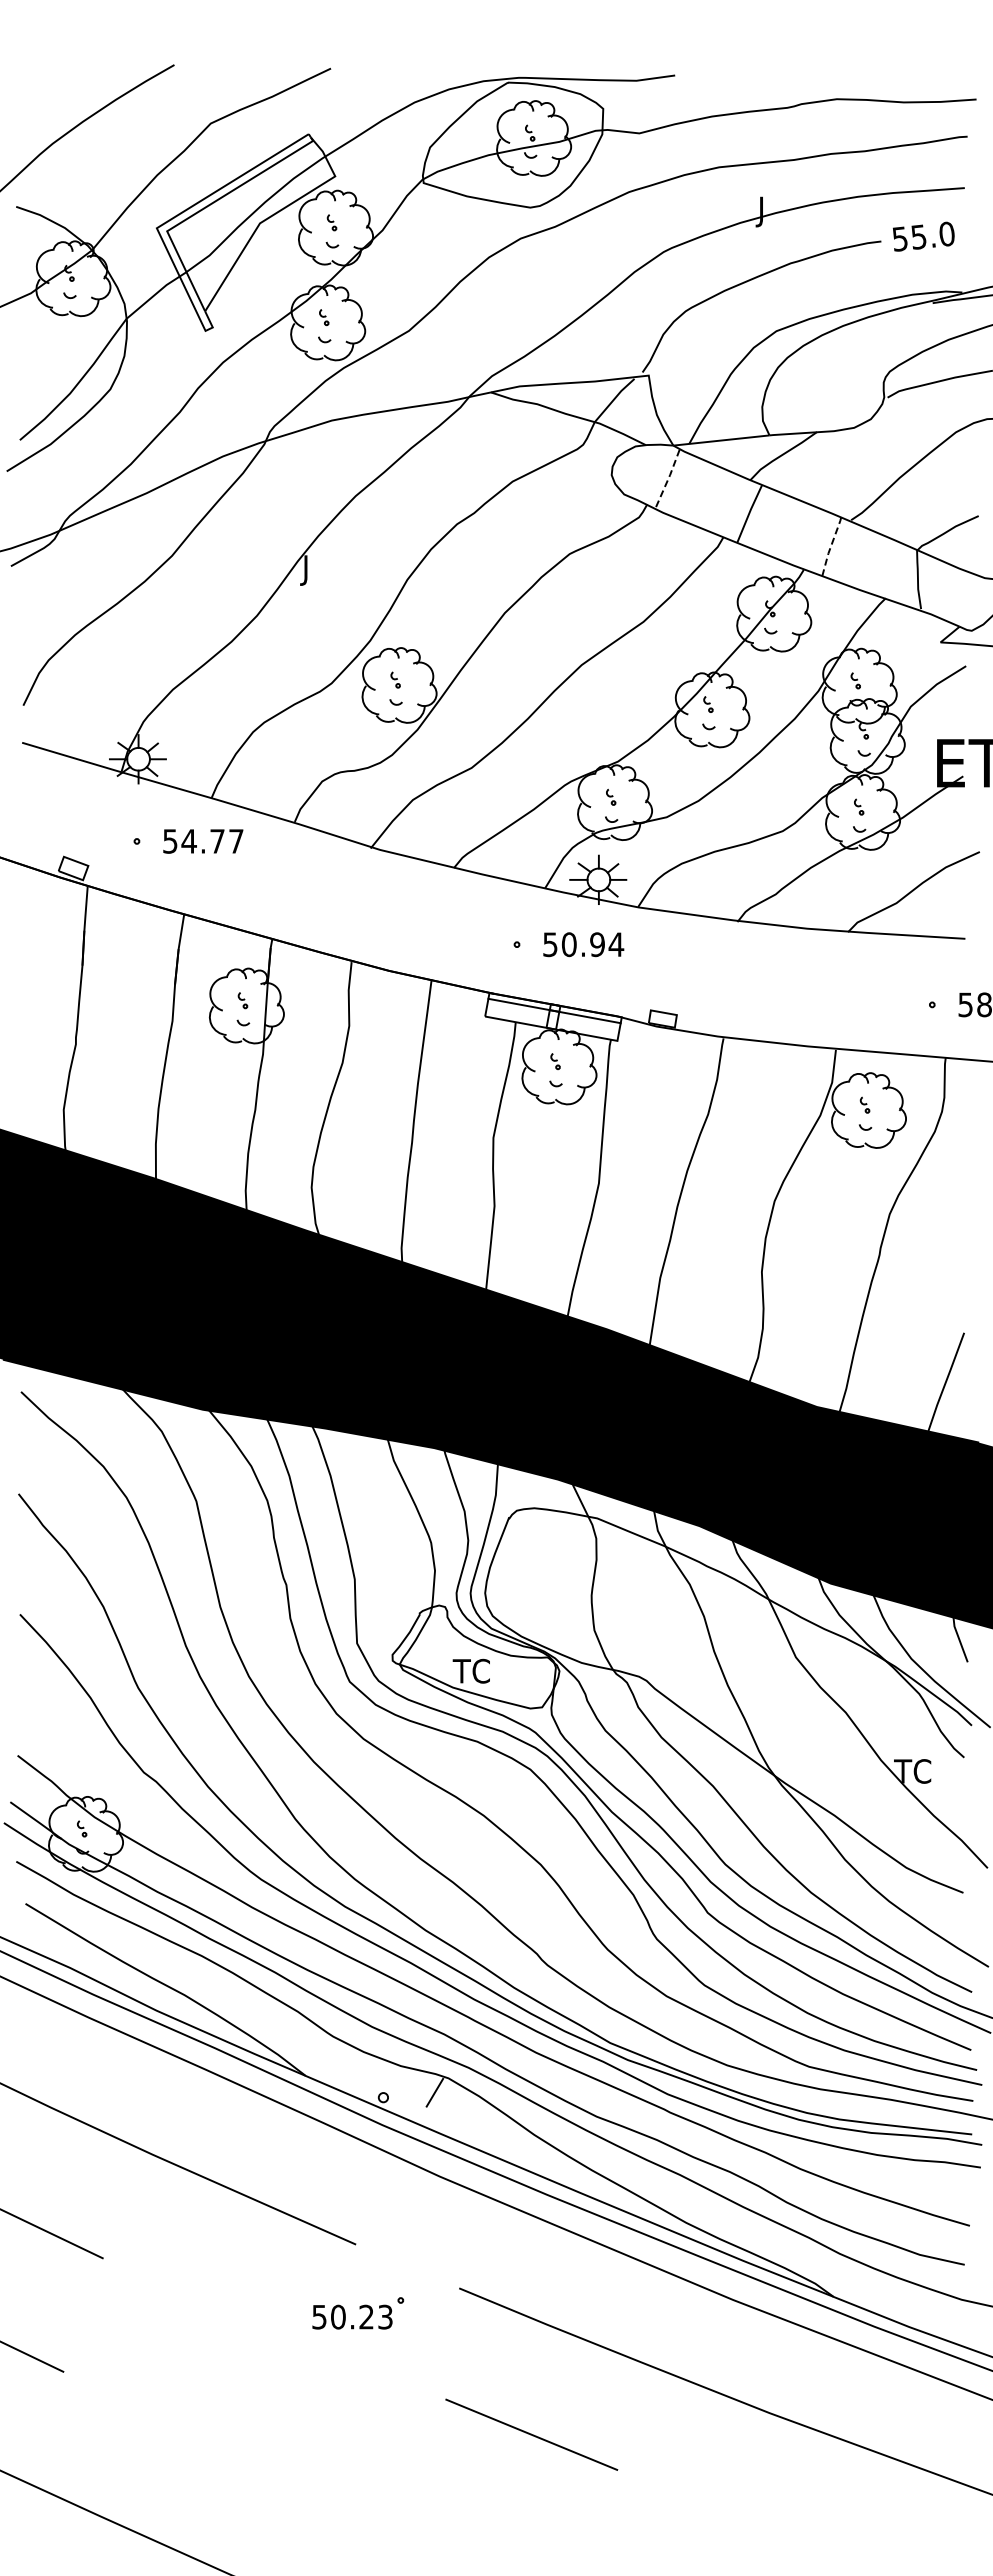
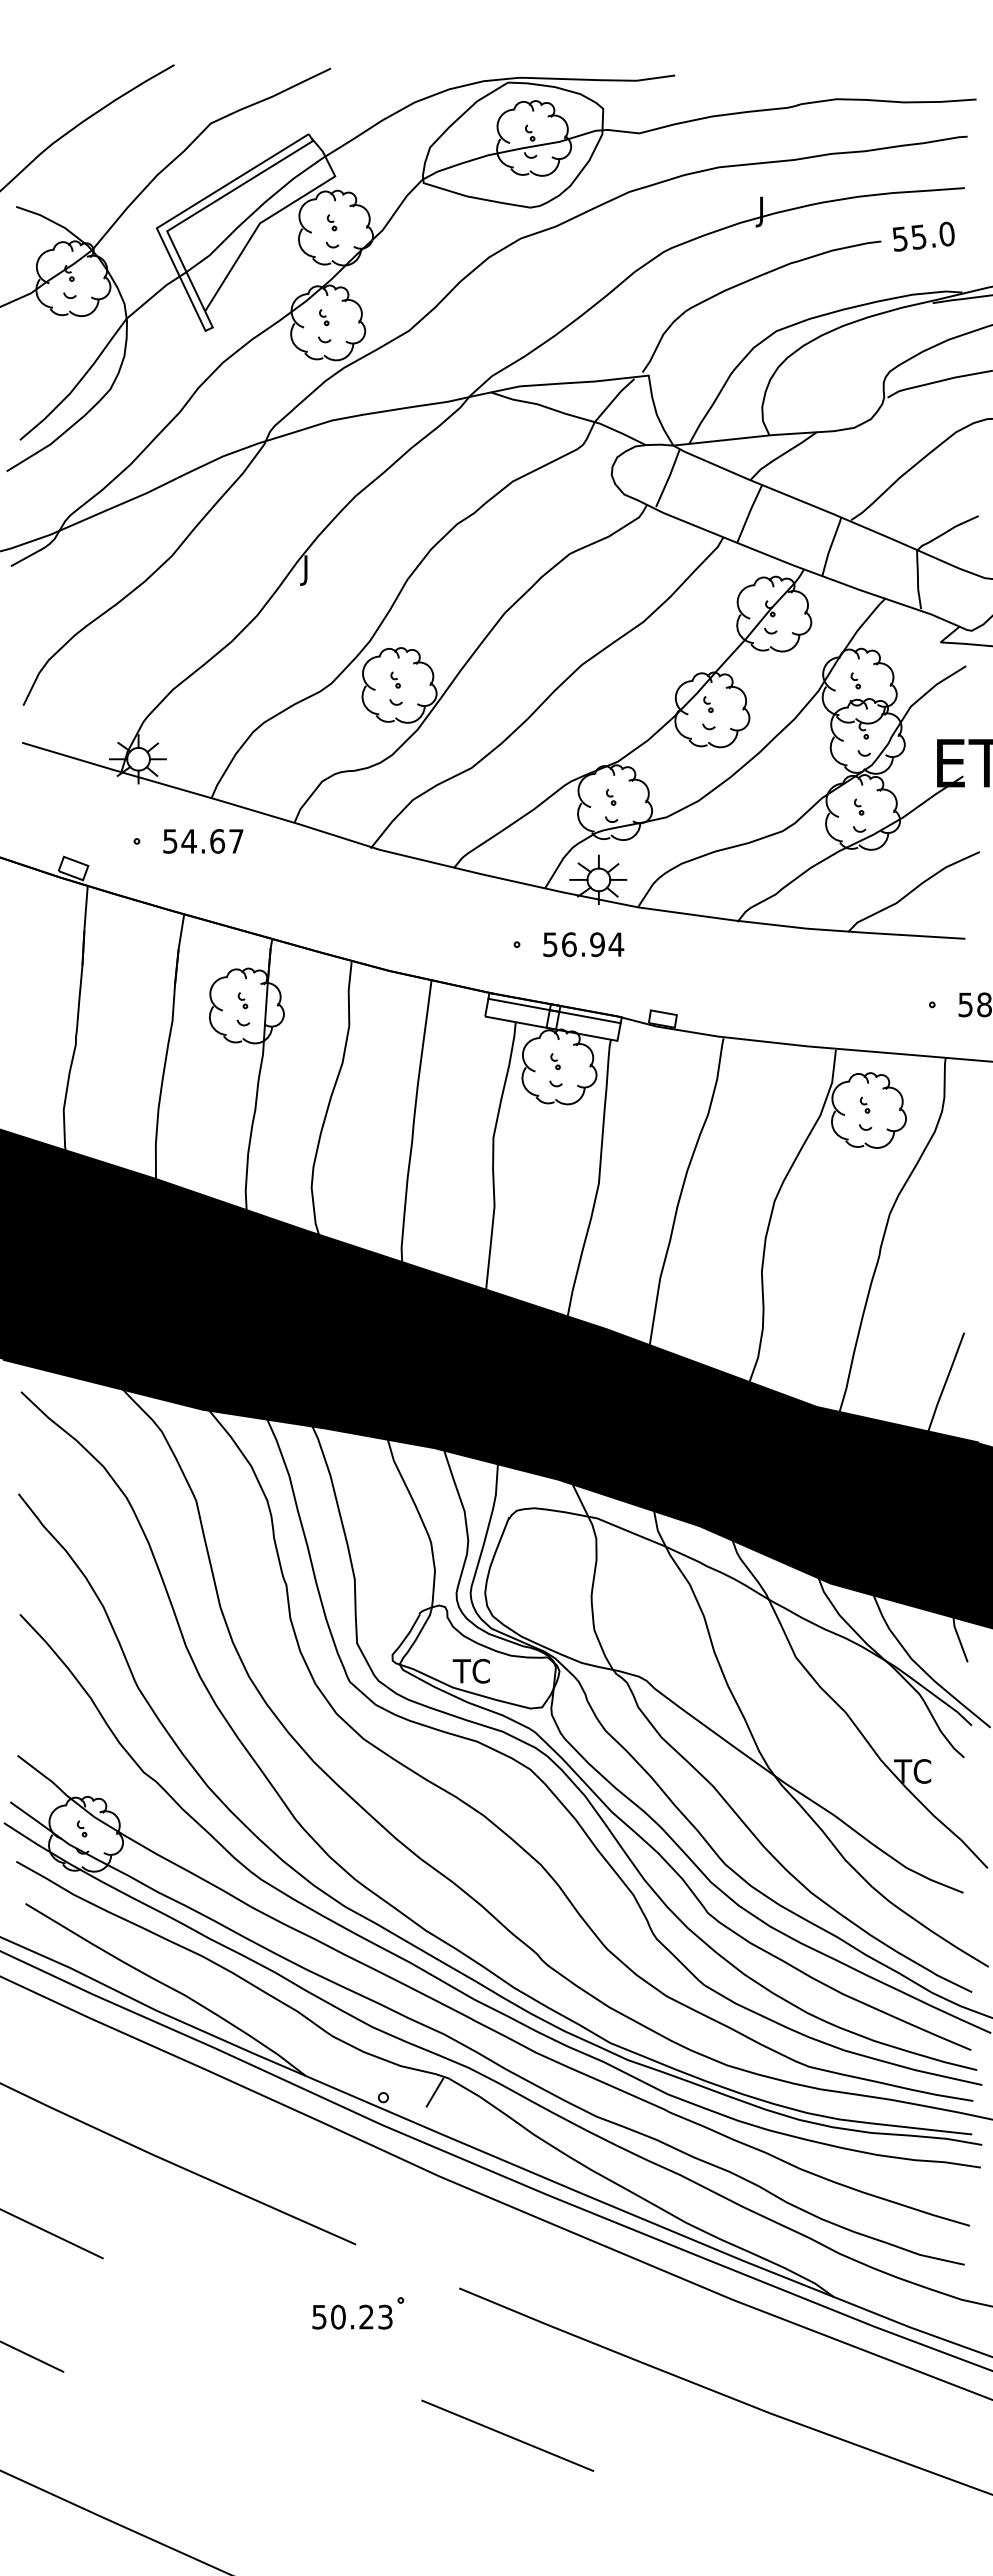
line: dashed -> solid (668, 477)
line: dashed -> solid (831, 546)
text: 54.77 -> 54.67 (217, 841)
text: 50.94 -> 56.94 (568, 944)
line position: (531, 2434) -> (507, 2435) (507, 2435)
